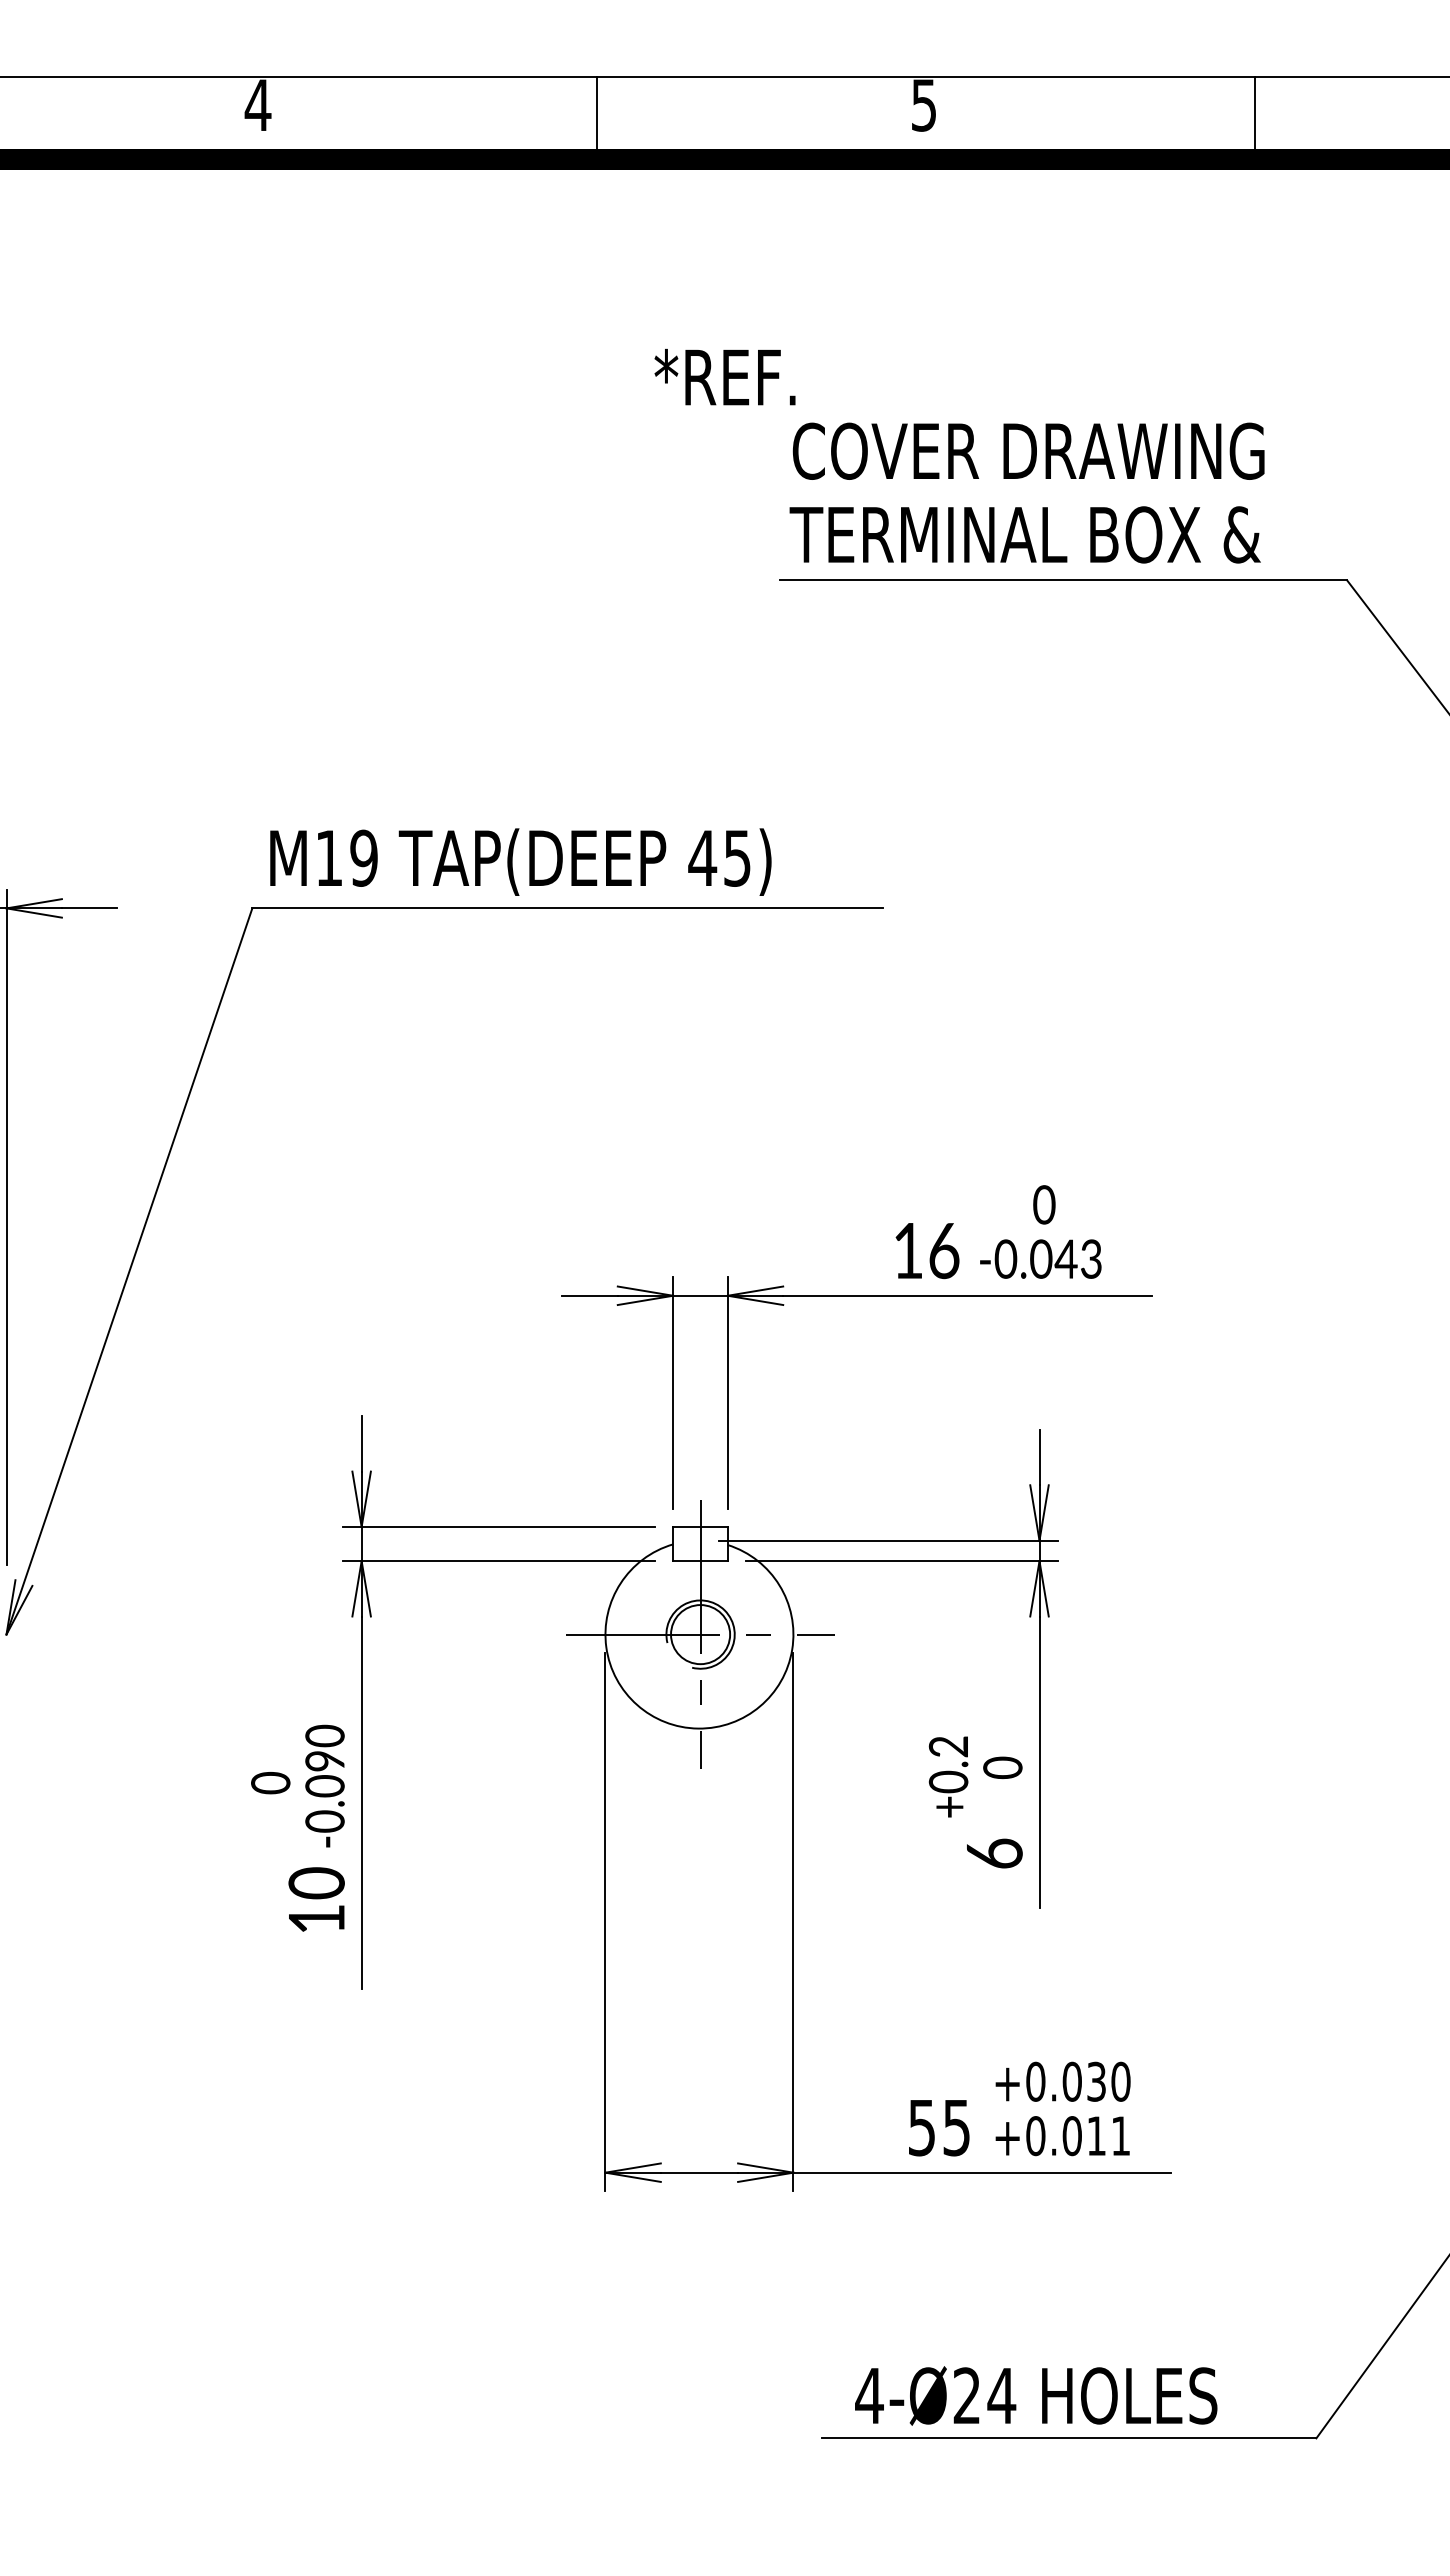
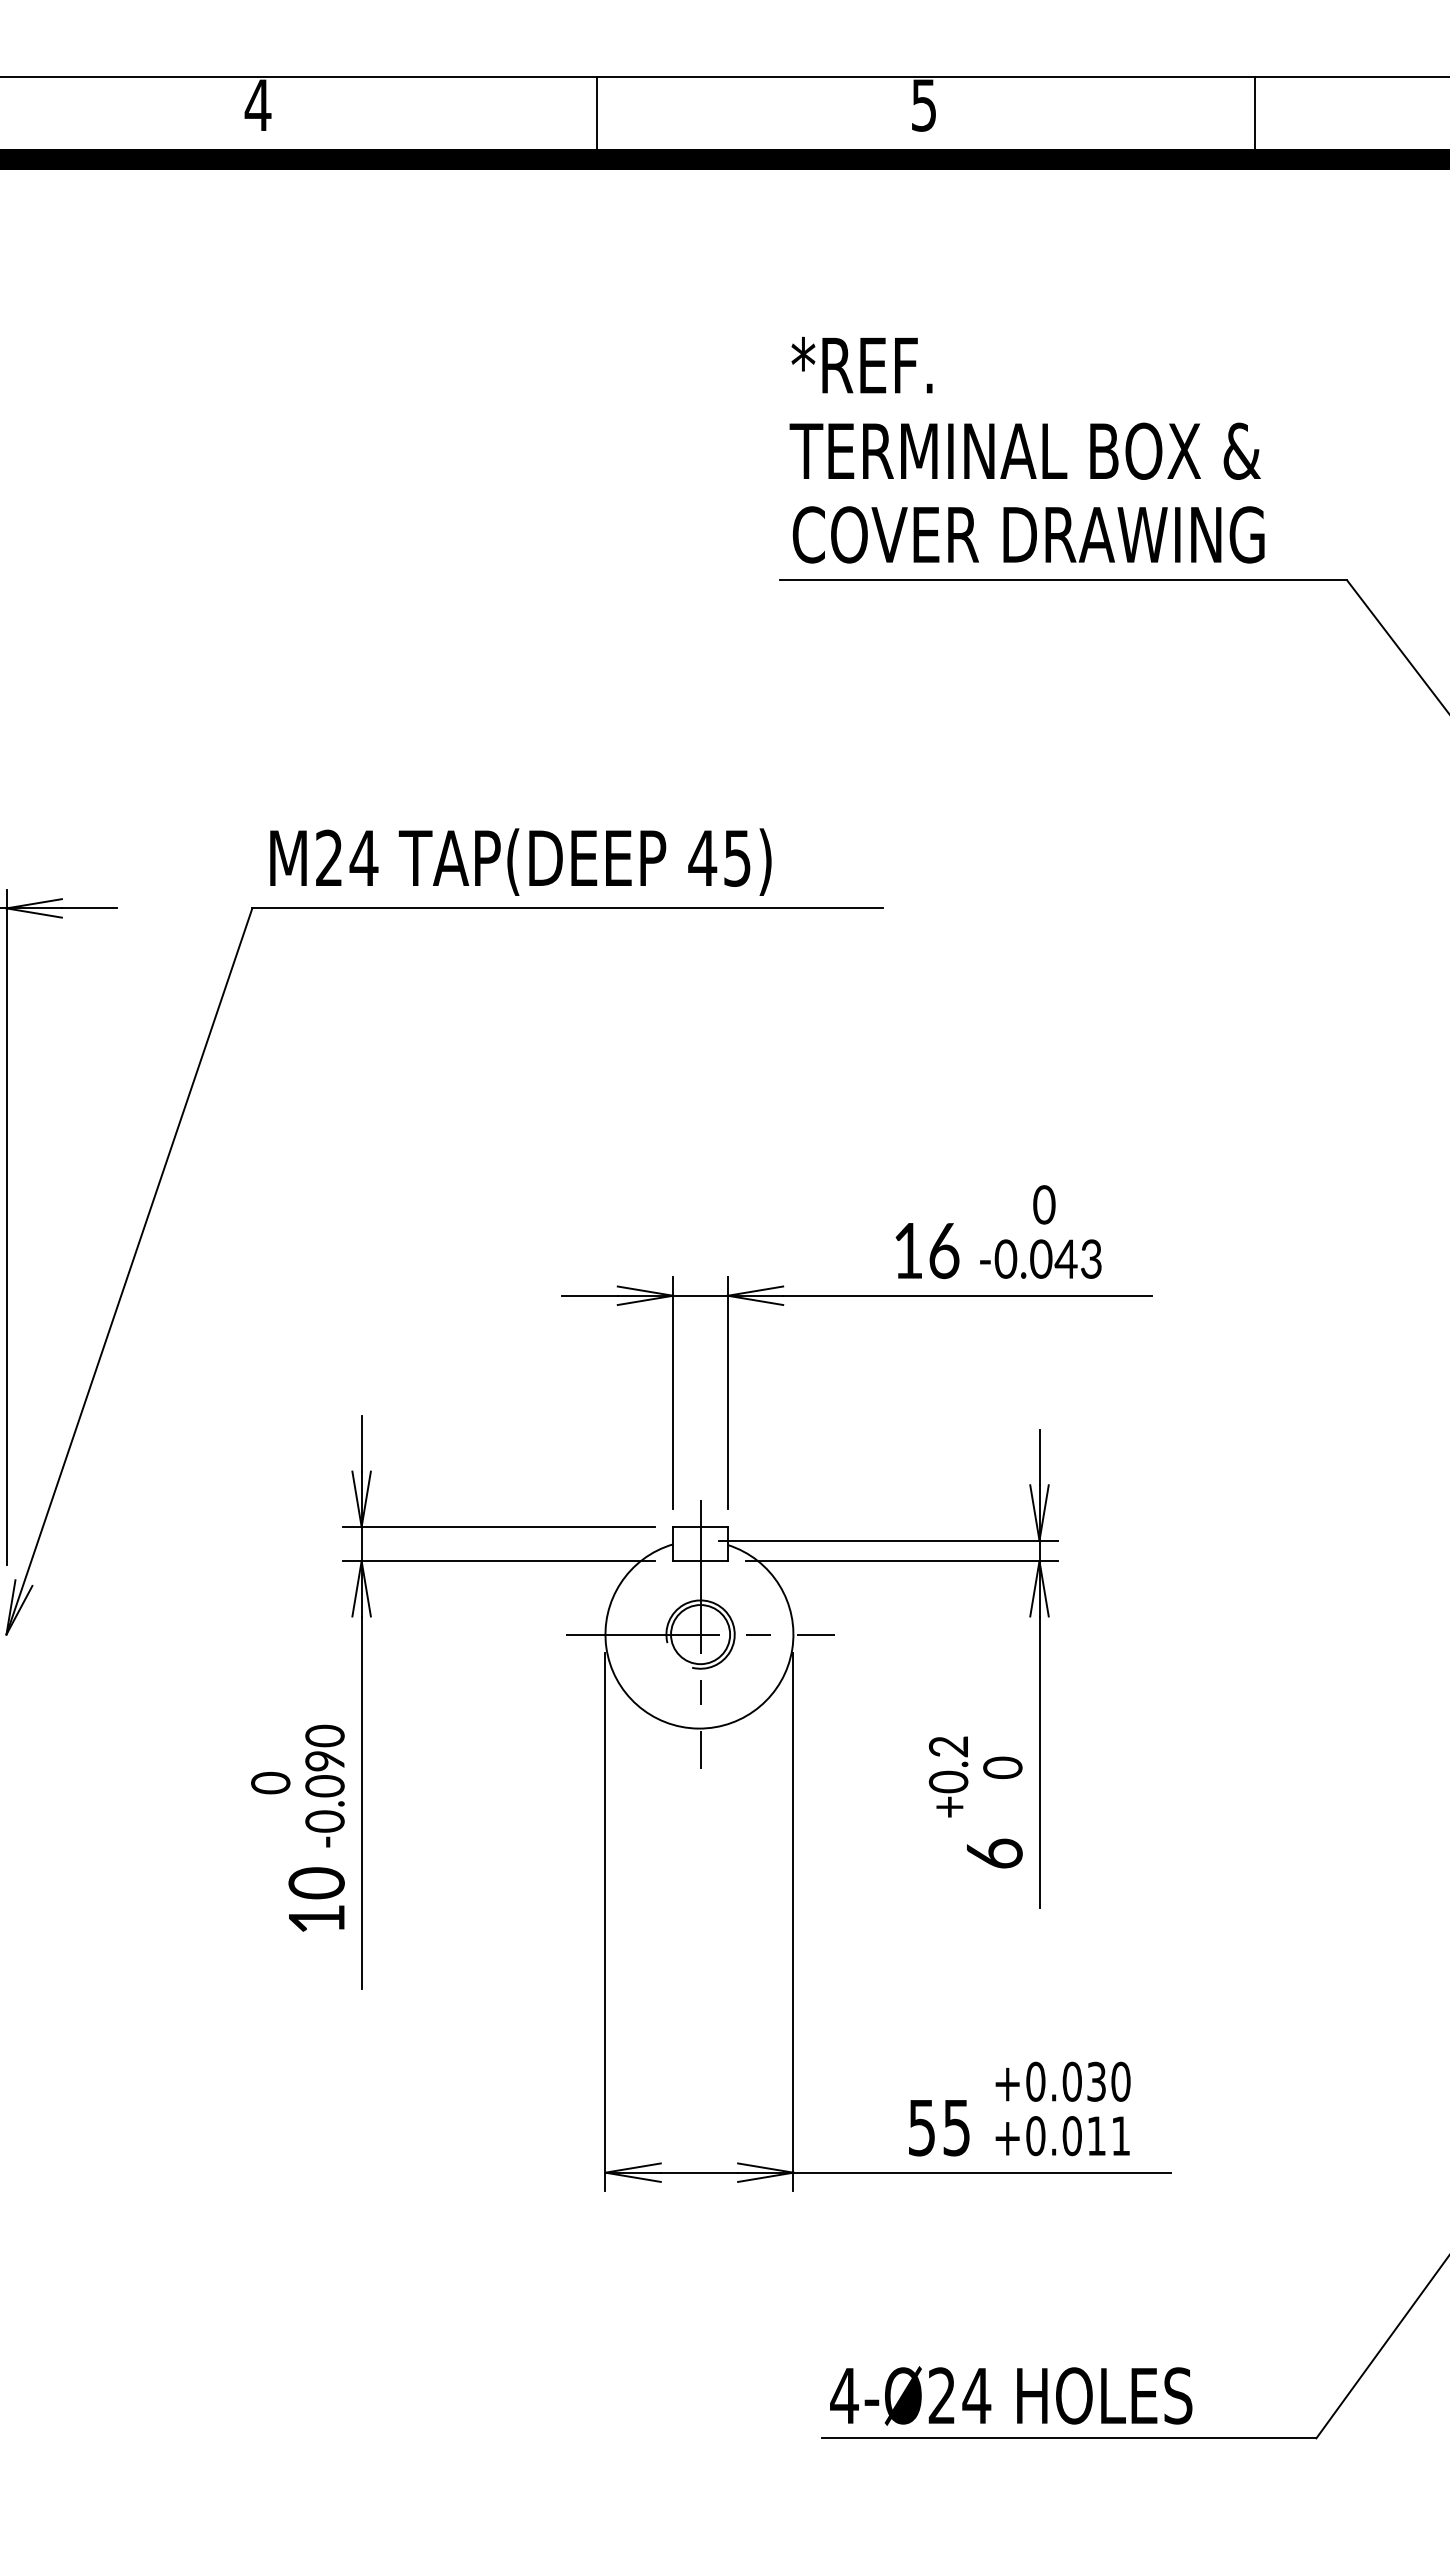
text position: (724, 377) -> (861, 365) (861, 365)
text: COVER DRAWING -> TERMINAL BOX & (1026, 450)
text: TERMINAL BOX & -> COVER DRAWING (1026, 534)
text: M19 -> M24 (347, 857)
text position: (1036, 2395) -> (1011, 2395) (1011, 2395)
